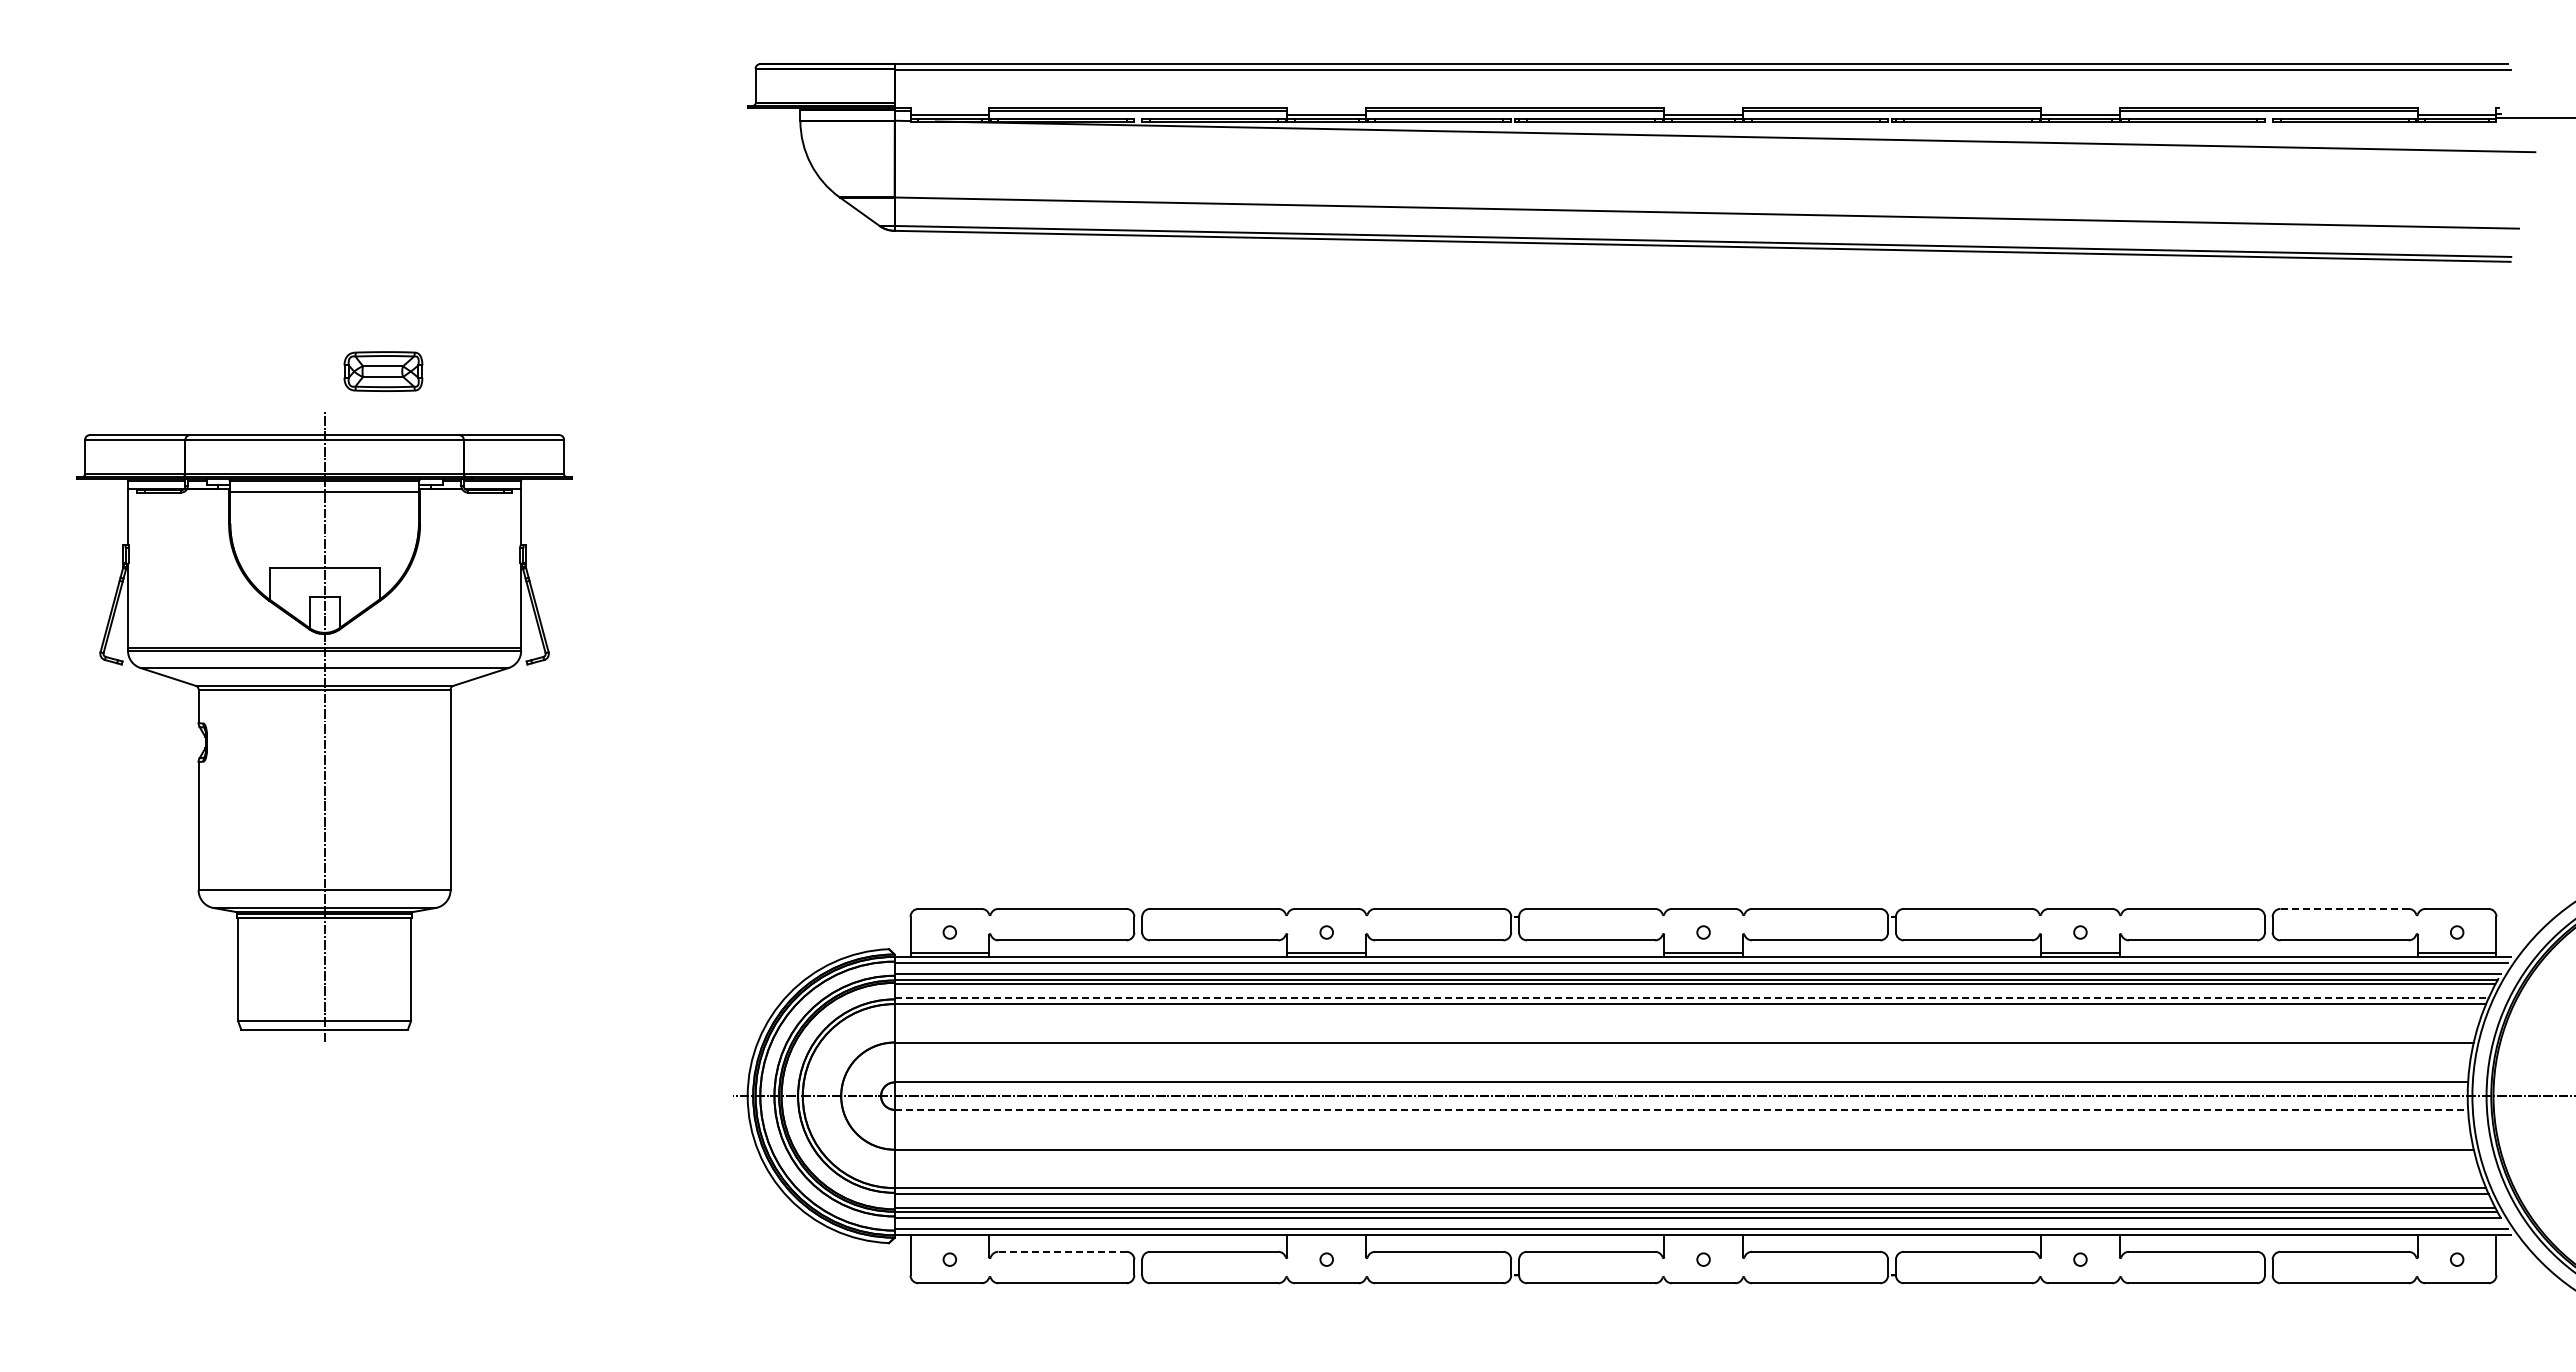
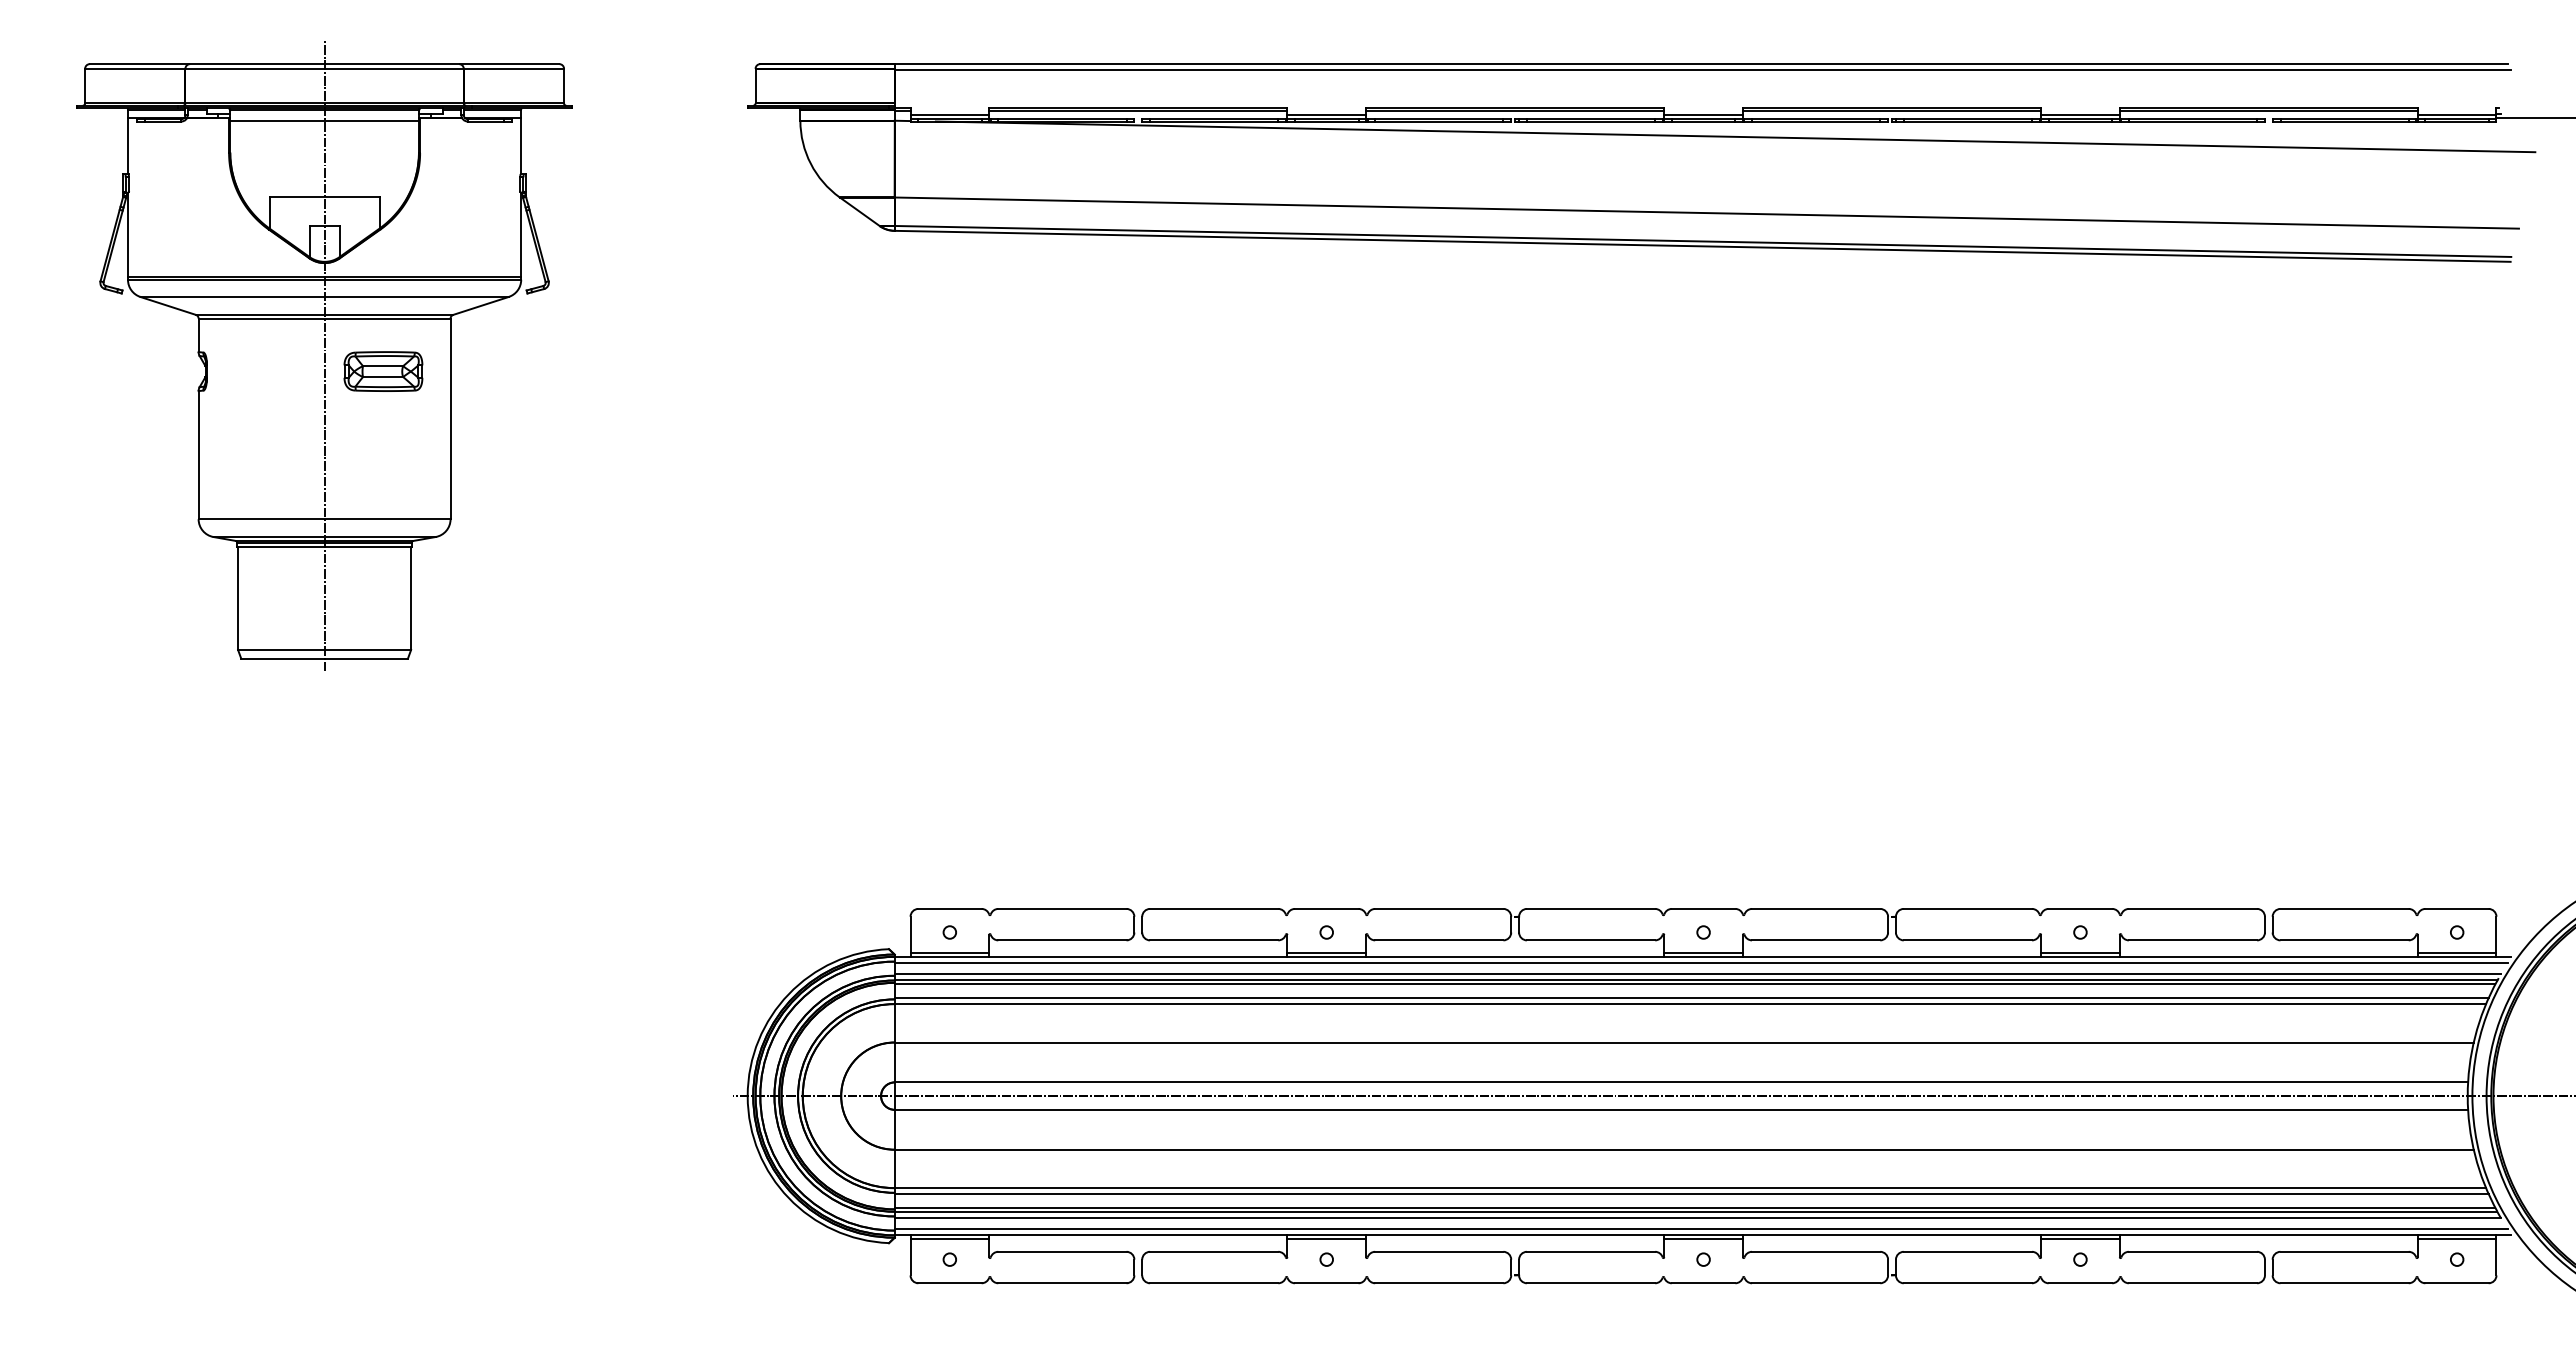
part position: (324, 726) -> (324, 355) (324, 355)
line: dashed -> solid (2345, 908)
line: dashed -> solid (1691, 997)
line: dashed -> solid (1681, 1109)
line: none -> present (949, 1239)
line: none -> present (1326, 1239)
line: none -> present (1703, 1239)
line: none -> present (2080, 1239)
line: none -> present (2456, 1239)
line: dashed -> solid (1061, 1251)
